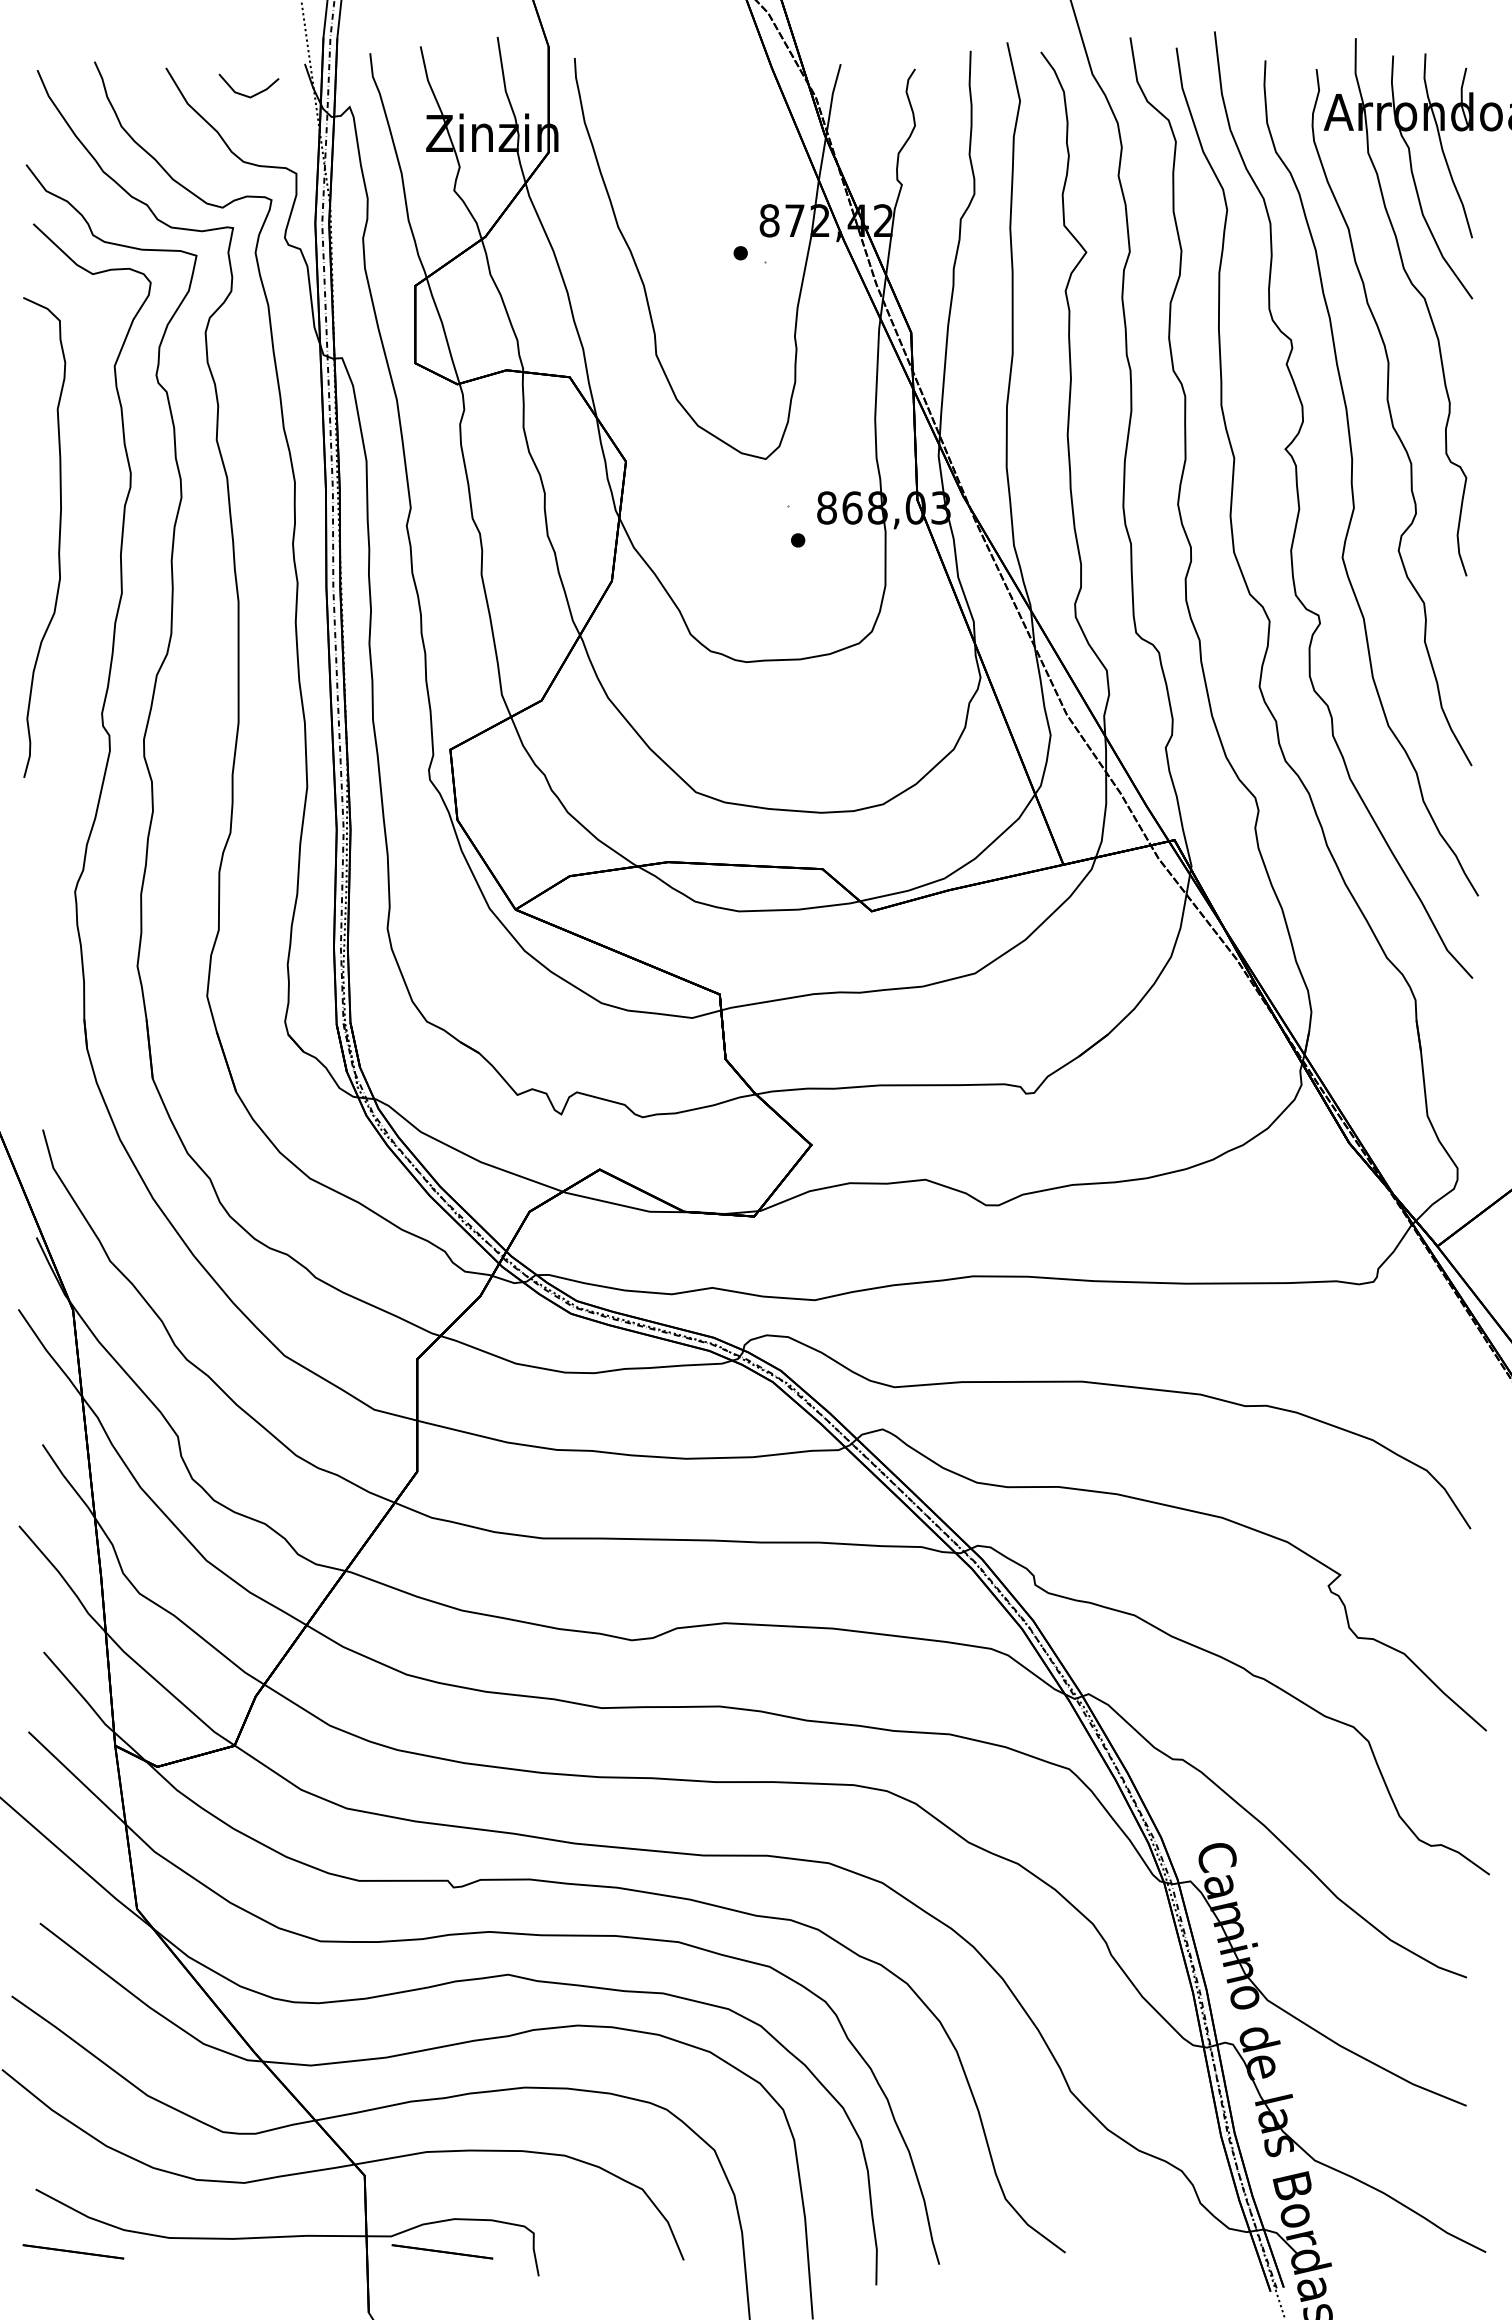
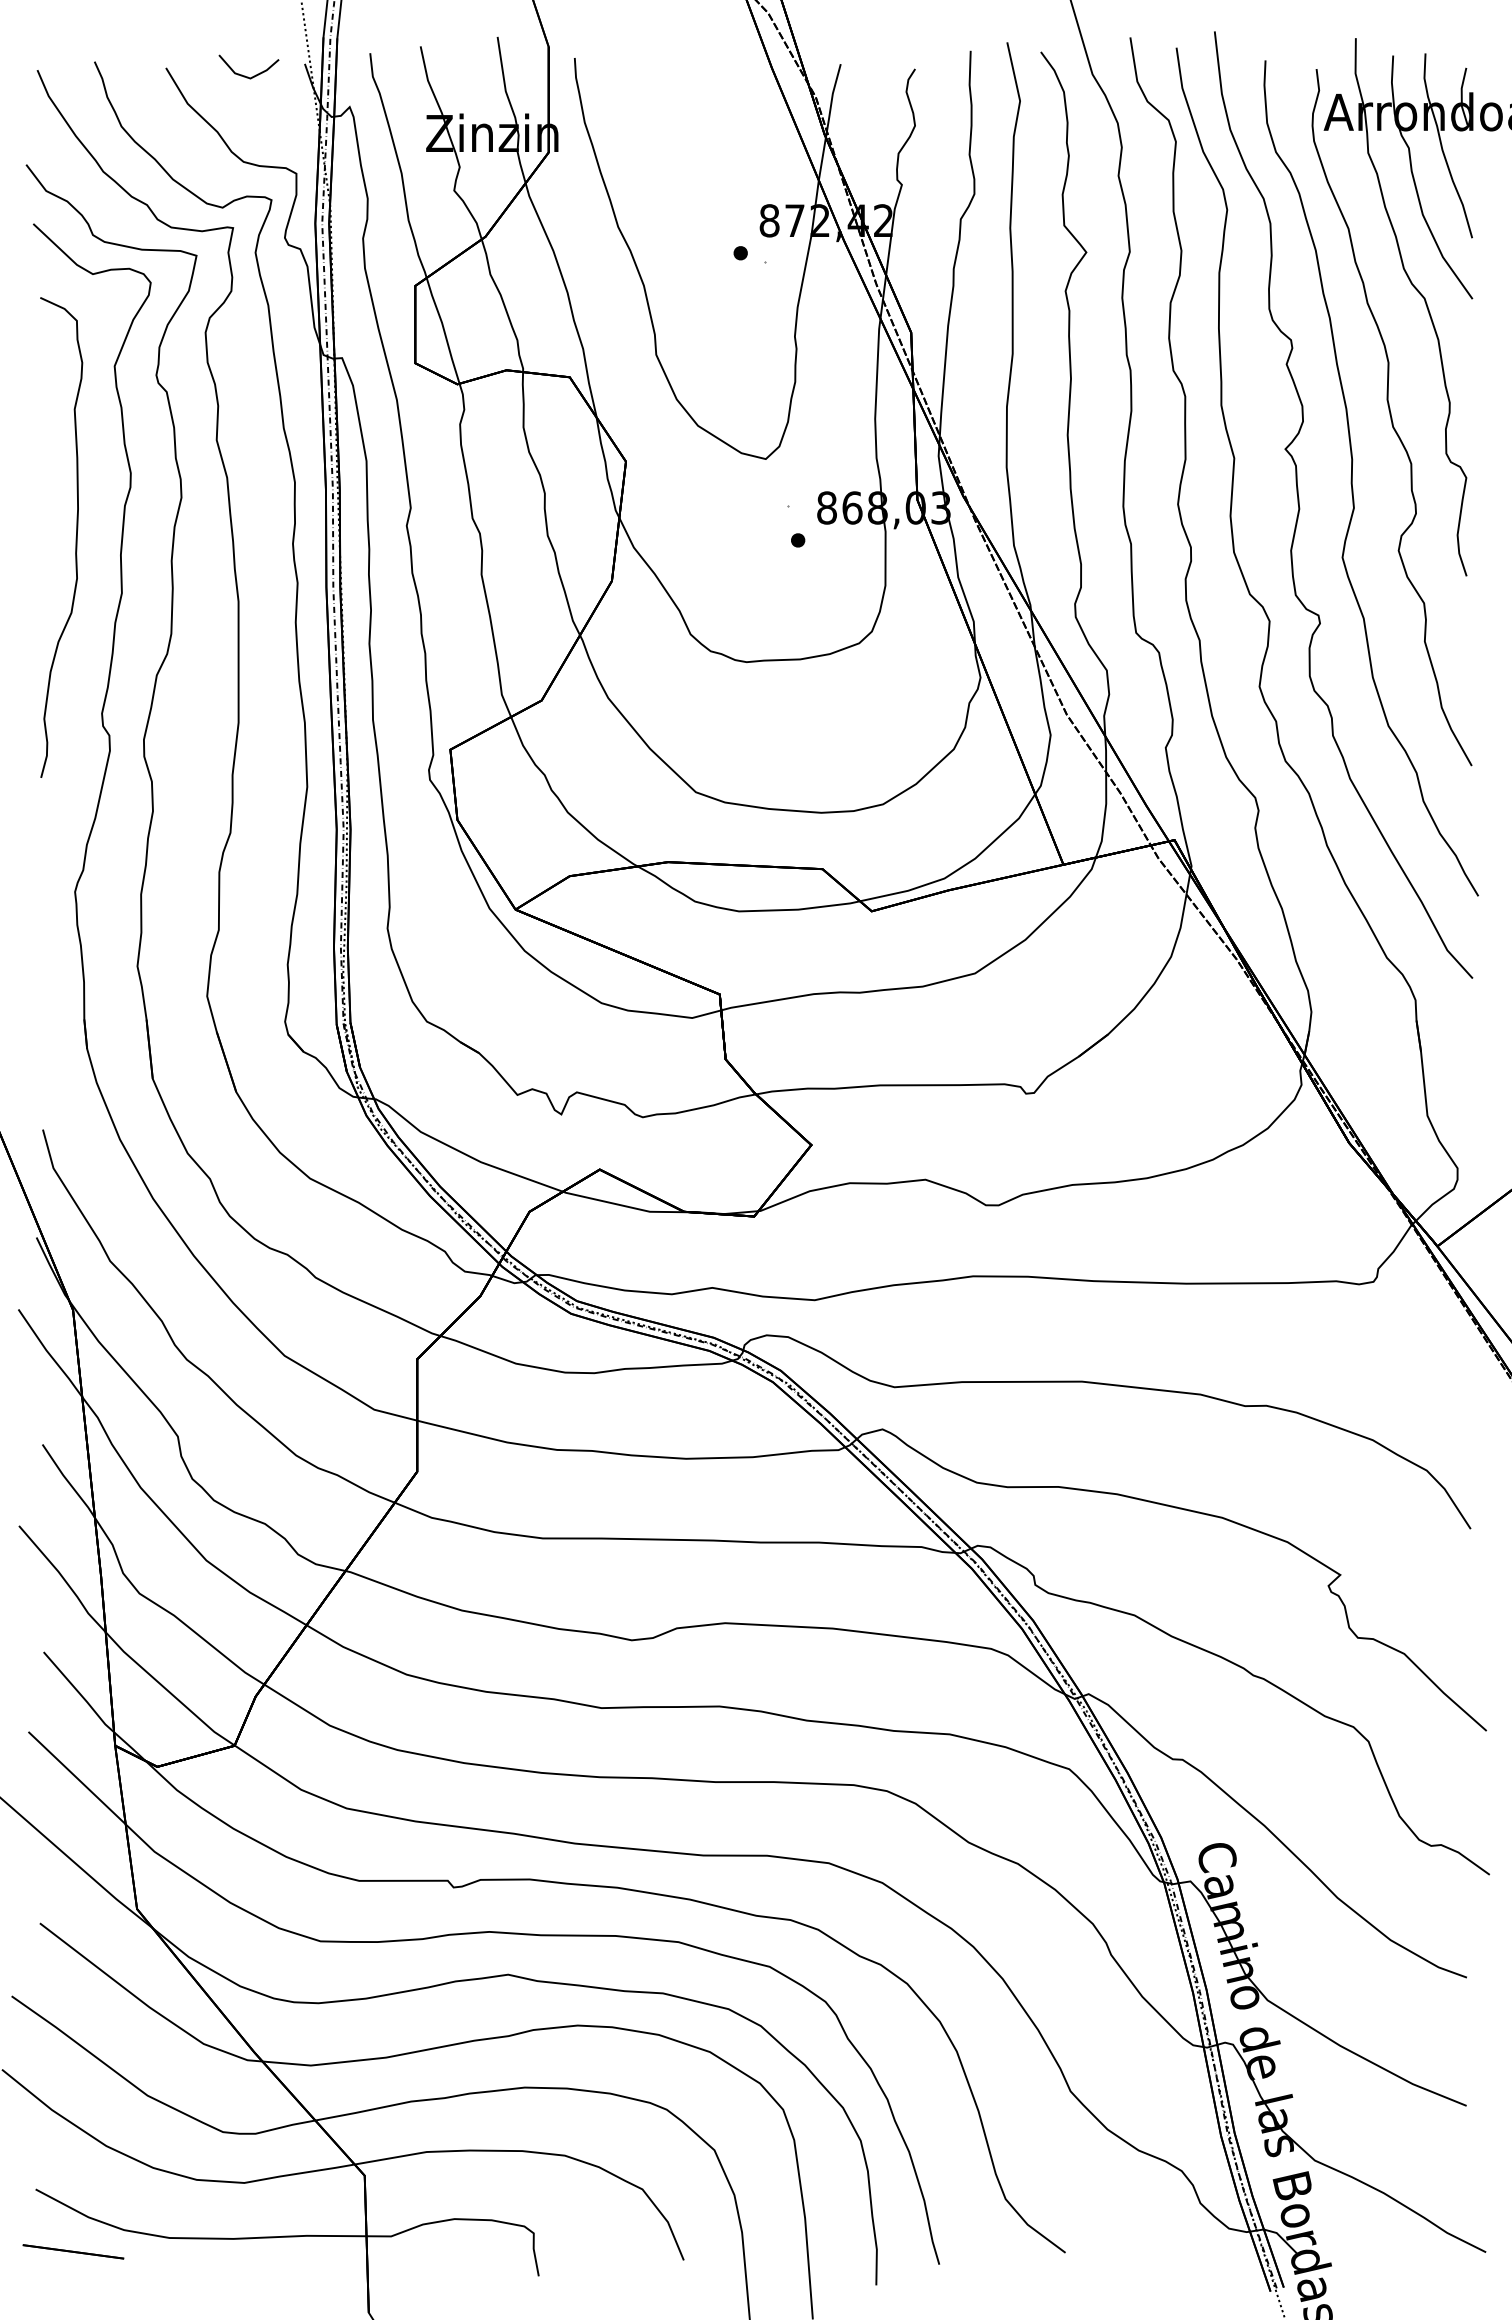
line position: (245, 94) -> (245, 75) (245, 75)
curve position: (58, 537) -> (75, 537) (75, 537)
line: present -> none (442, 2251)
